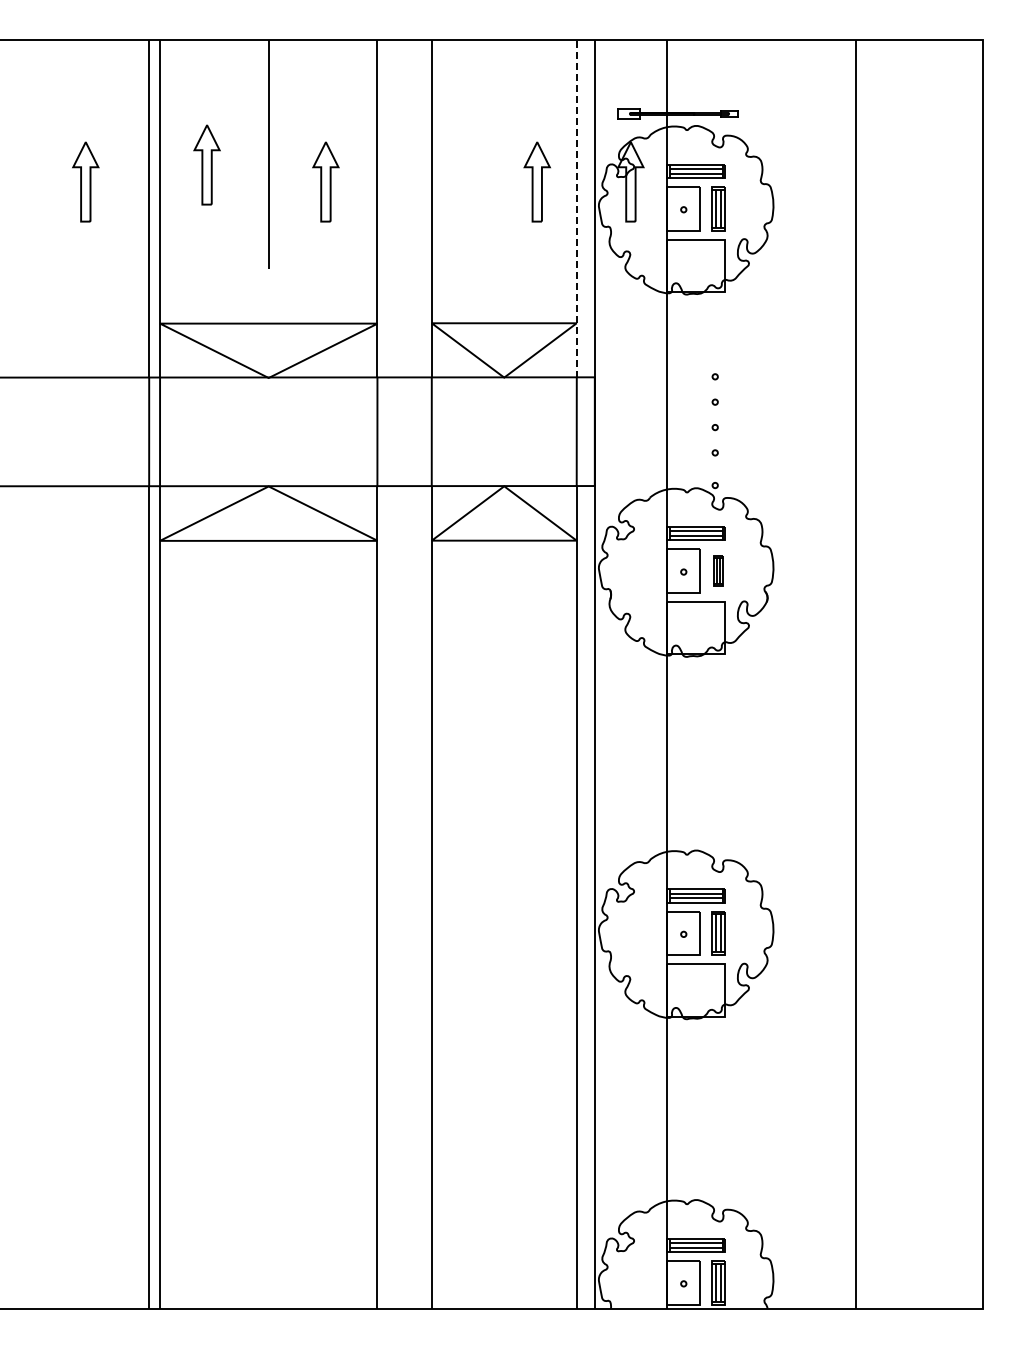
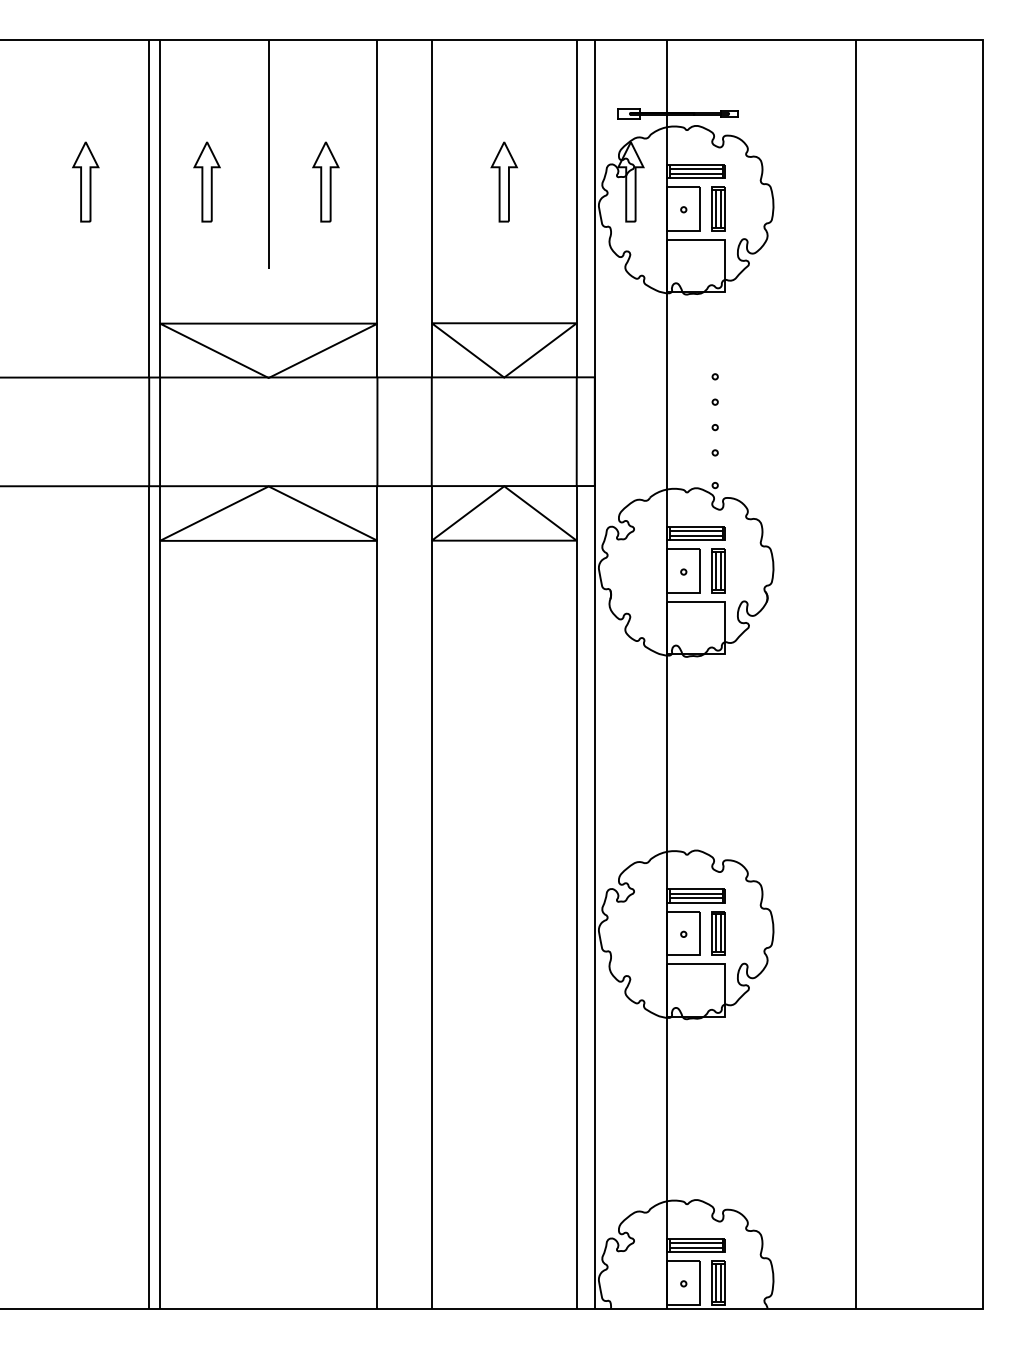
part position: (206, 164) -> (206, 181) (206, 181)
part position: (536, 181) -> (503, 181) (503, 181)
line: dashed -> solid (576, 209)
part size: 11x32 px -> 15x46 px (718, 570)
